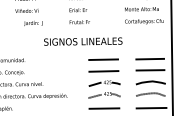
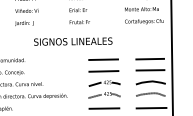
text position: (33, 23) -> (24, 23) (24, 23)
text position: (83, 41) -> (73, 41) (73, 41)
